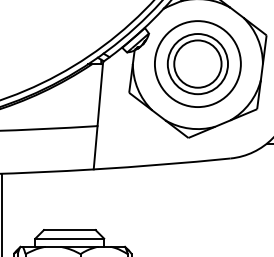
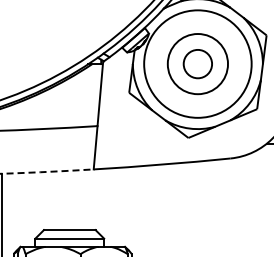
circle diameter: 47 px -> 28 px (197, 63)
circle diameter: 86 px -> 107 px (197, 63)
arc: solid -> dashed (47, 171)
